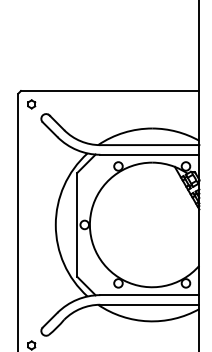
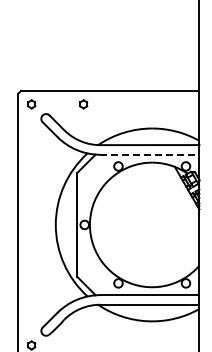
part: none -> present (83, 104)
line: solid -> dashed (149, 154)
